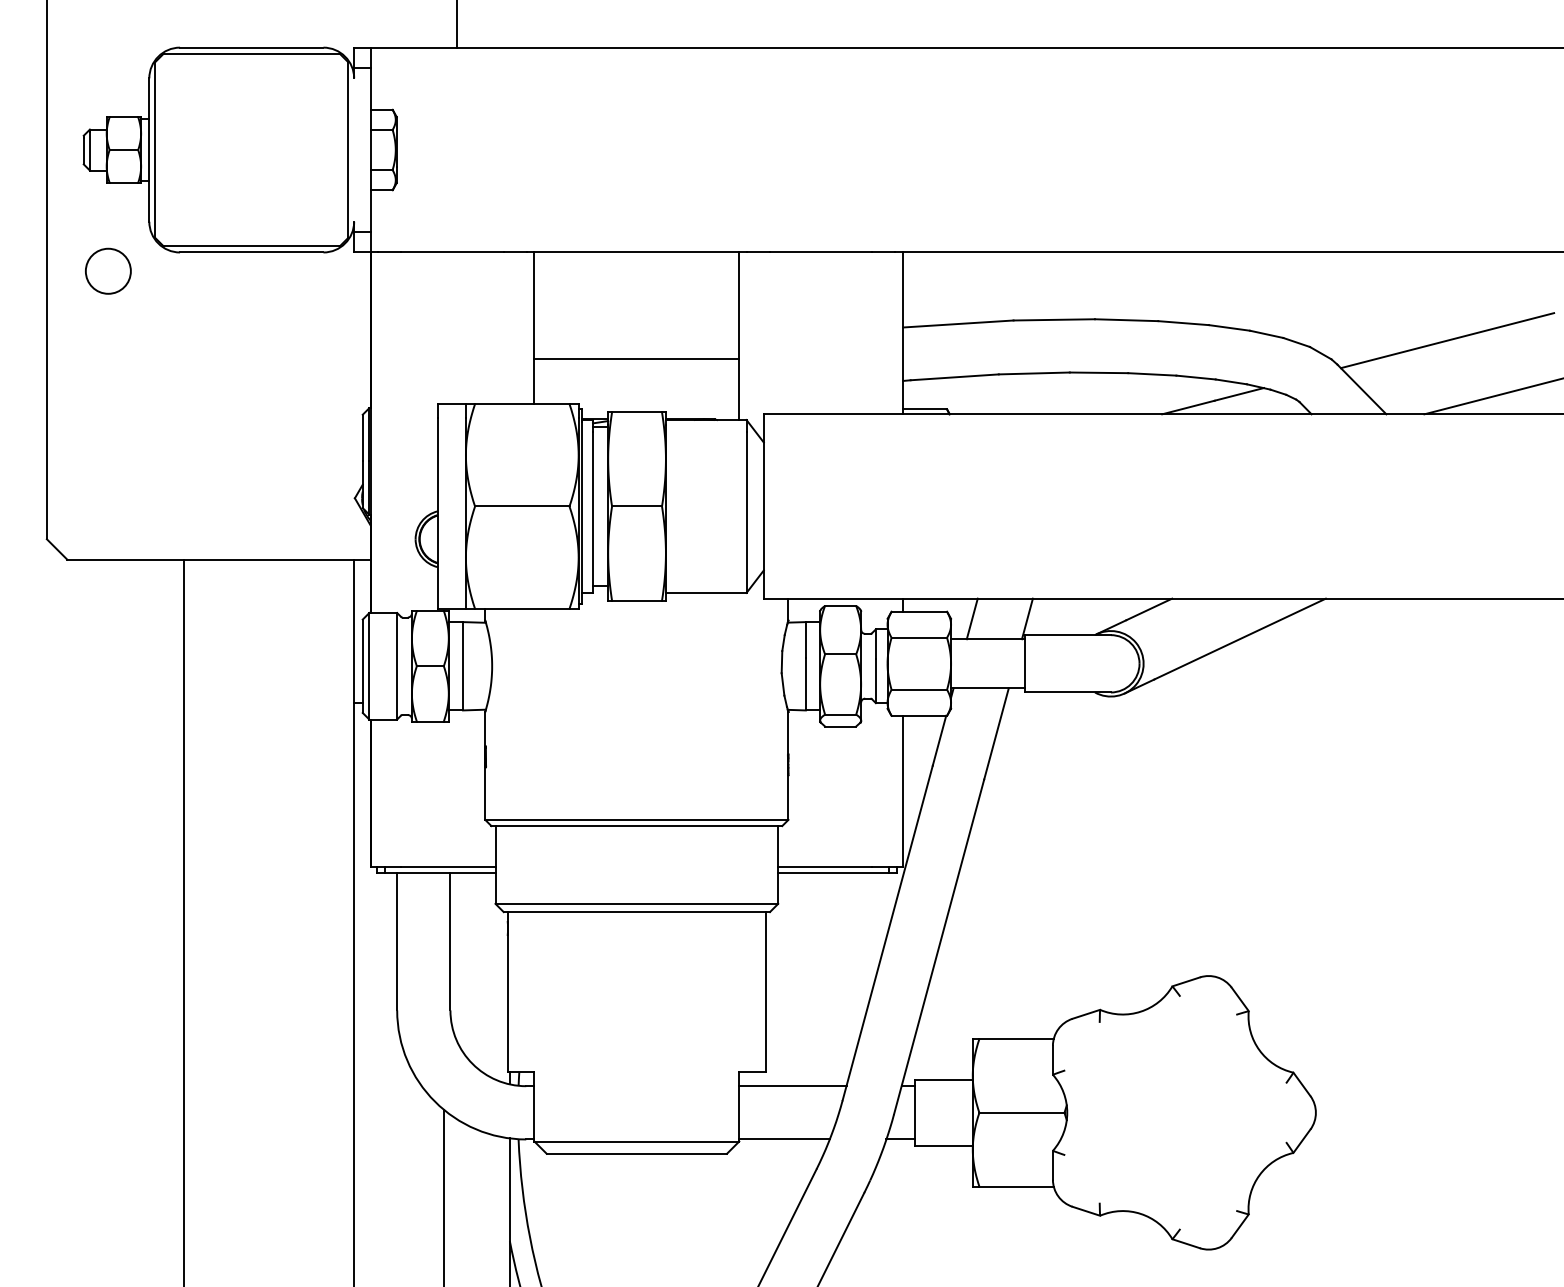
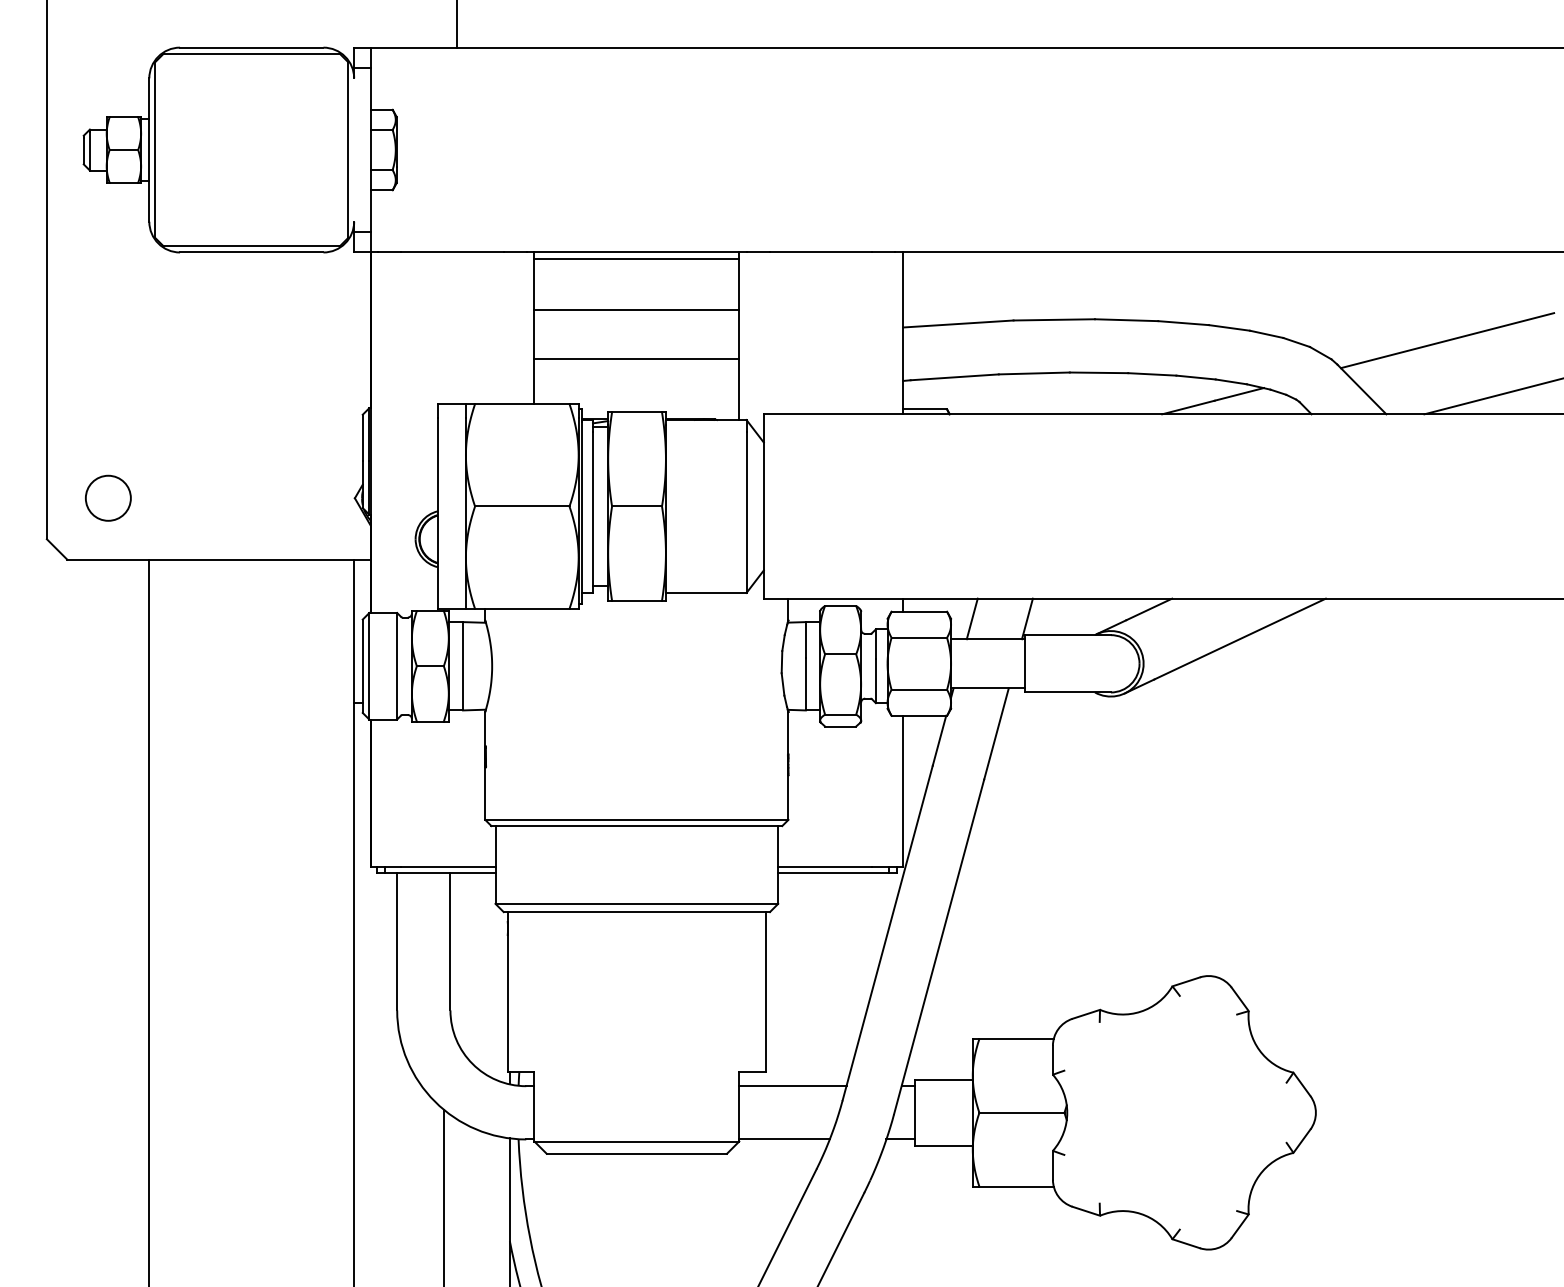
line: none -> present (636, 258)
circle position: (108, 270) -> (108, 497) (108, 497)
line: none -> present (636, 309)
line position: (184, 921) -> (149, 921) (149, 921)
